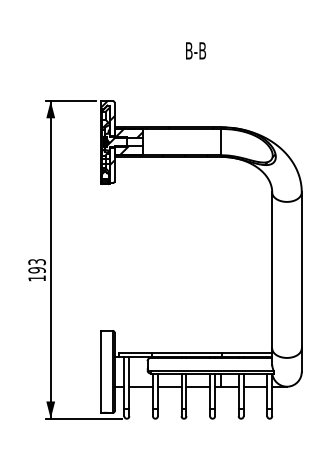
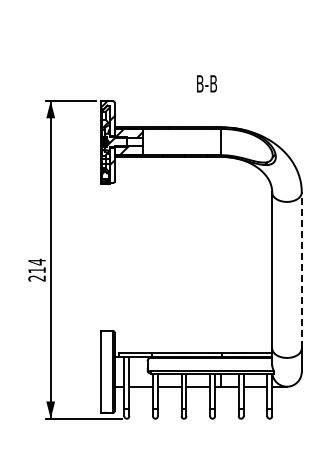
text position: (195, 50) -> (206, 83) (206, 83)
text: 193 -> 214 (36, 269)
line: solid -> dashed (301, 269)
